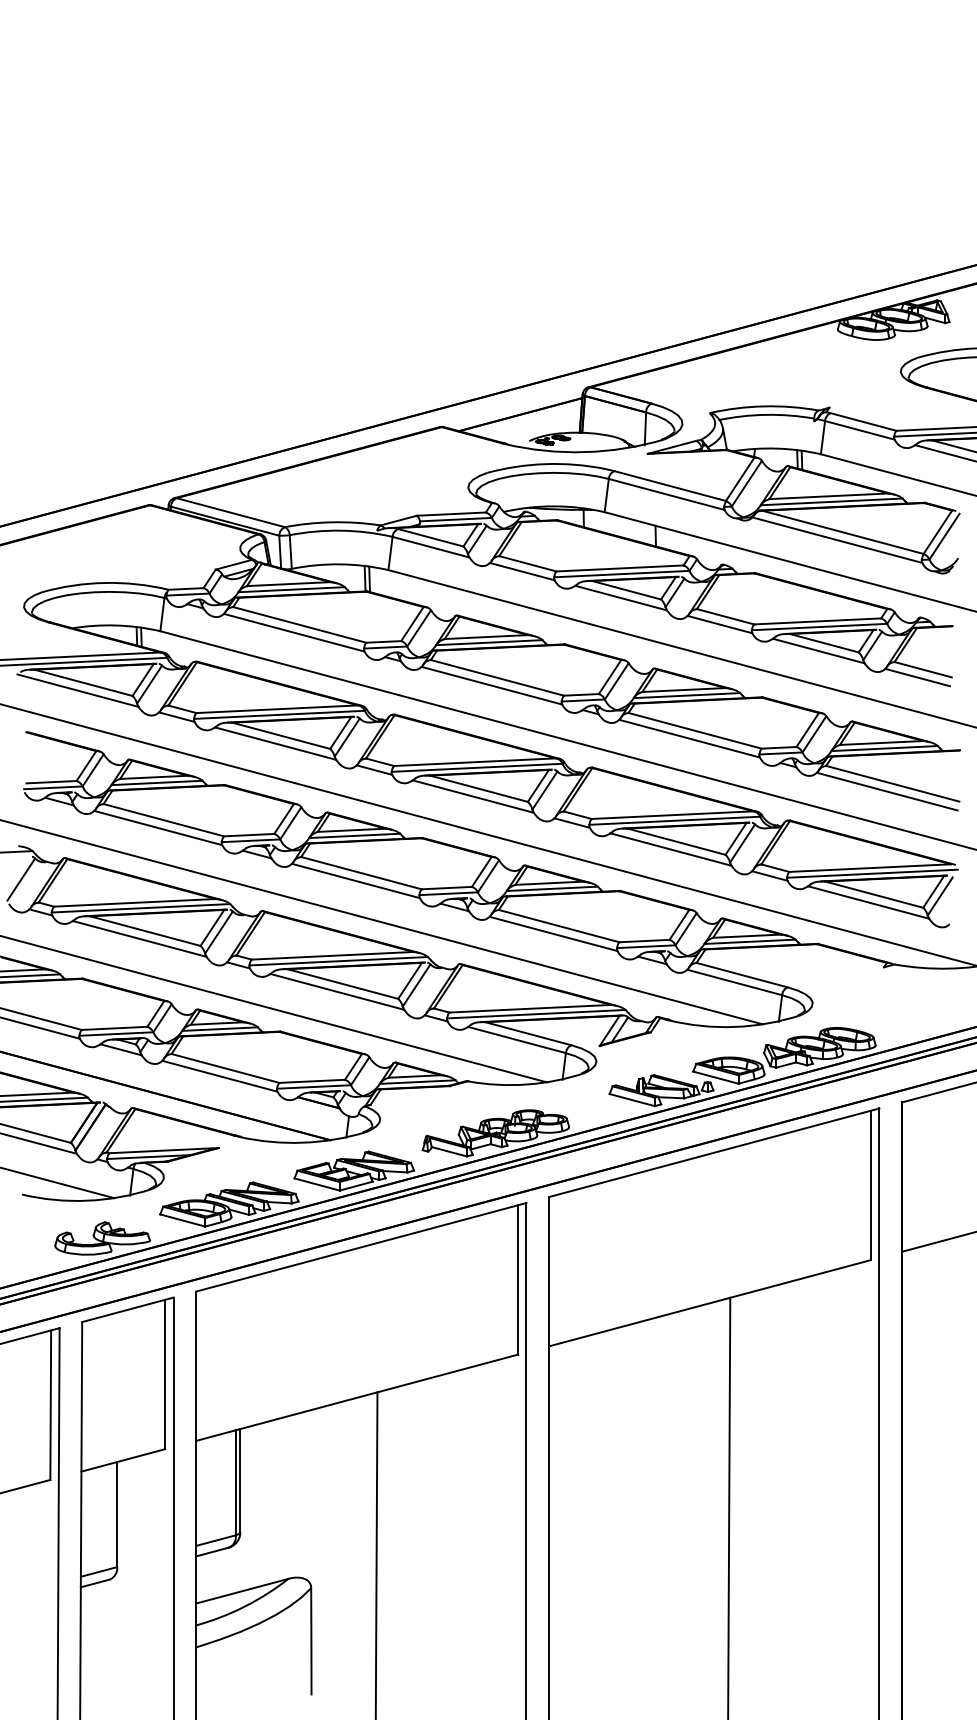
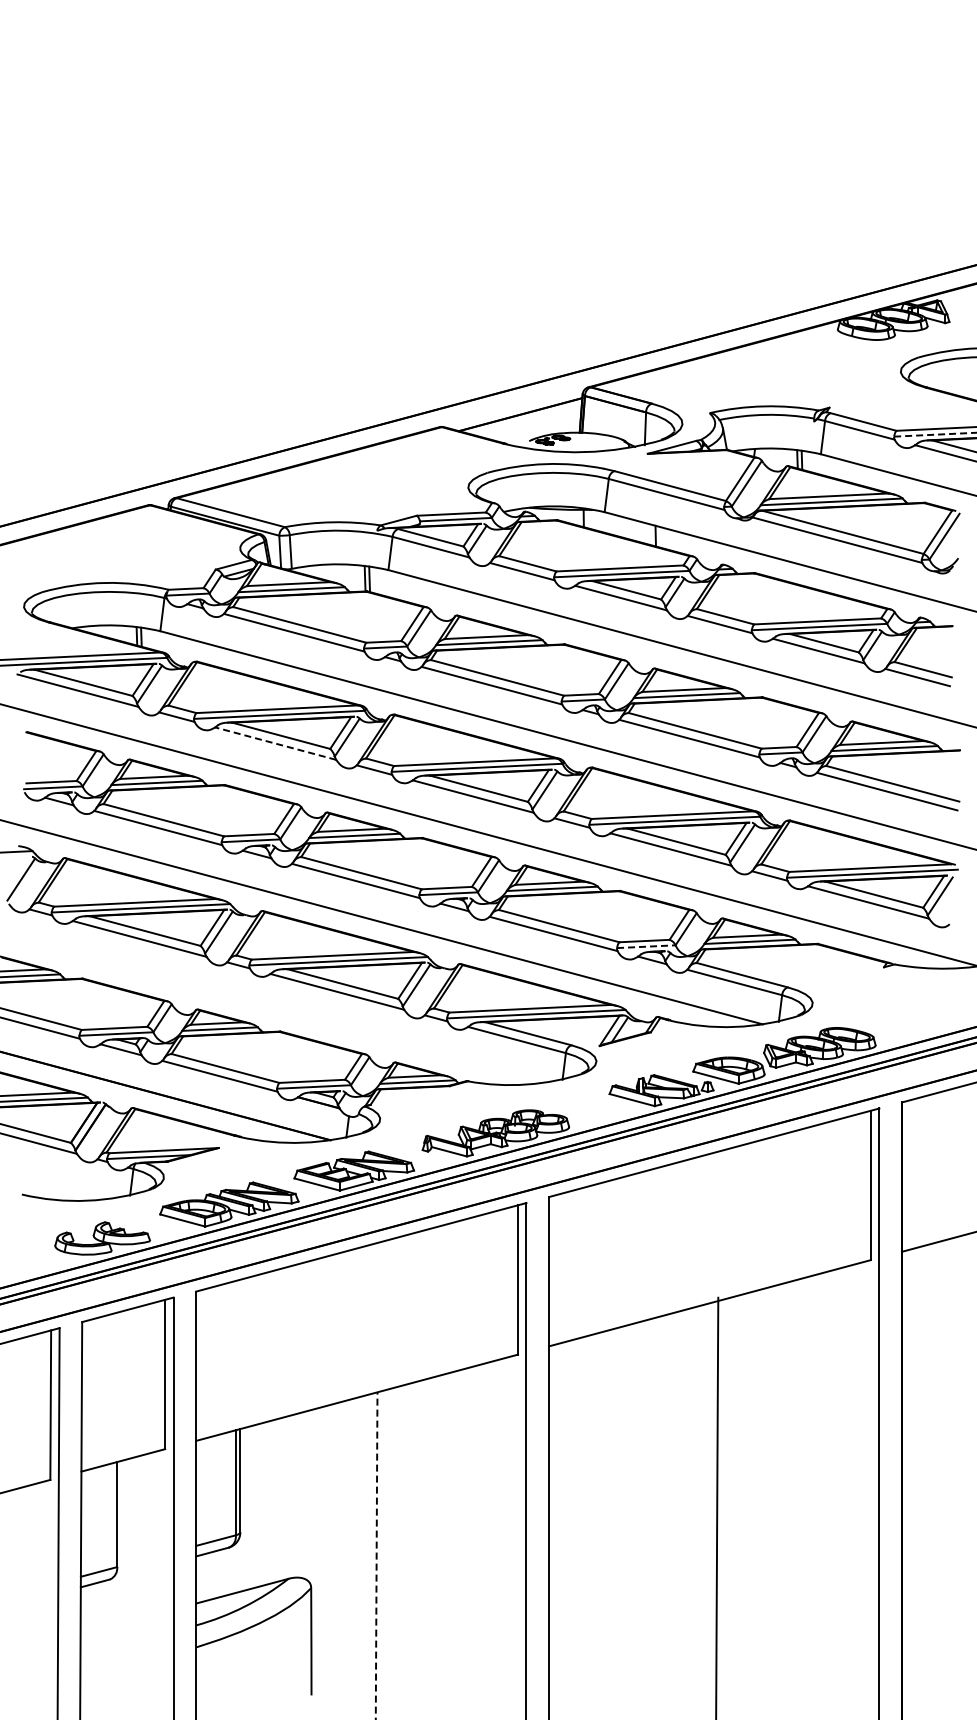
line: solid -> dashed (935, 434)
line: solid -> dashed (275, 743)
line: solid -> dashed (646, 946)
line: present -> none (274, 1009)
line: present -> none (58, 1183)
line position: (729, 1506) -> (717, 1506) (717, 1506)
line: solid -> dashed (376, 1556)
